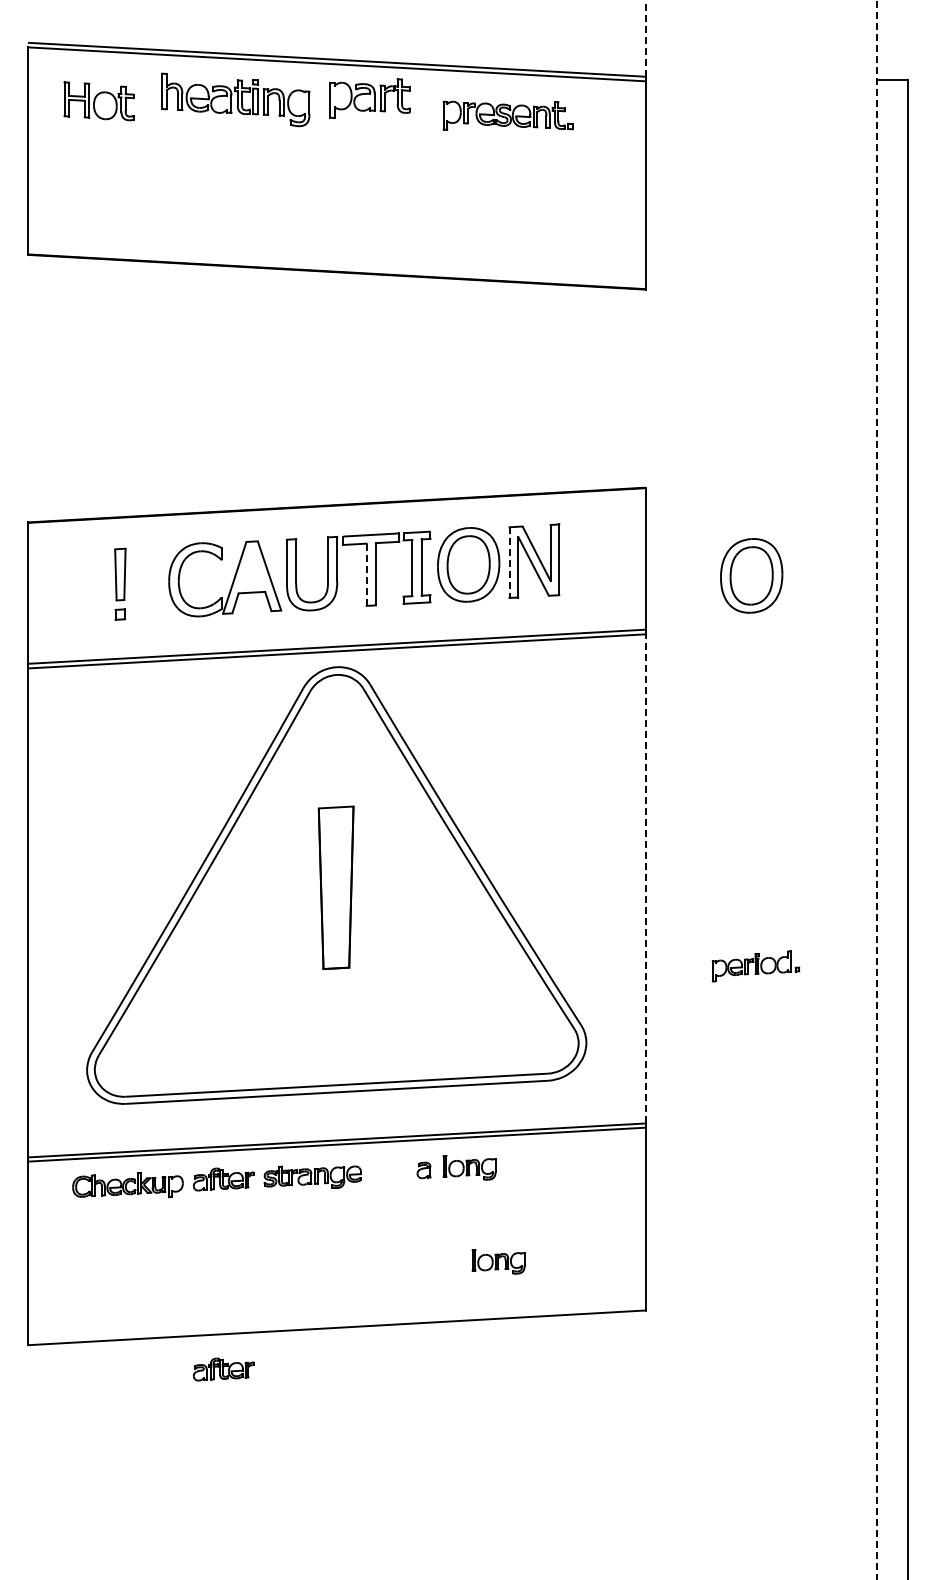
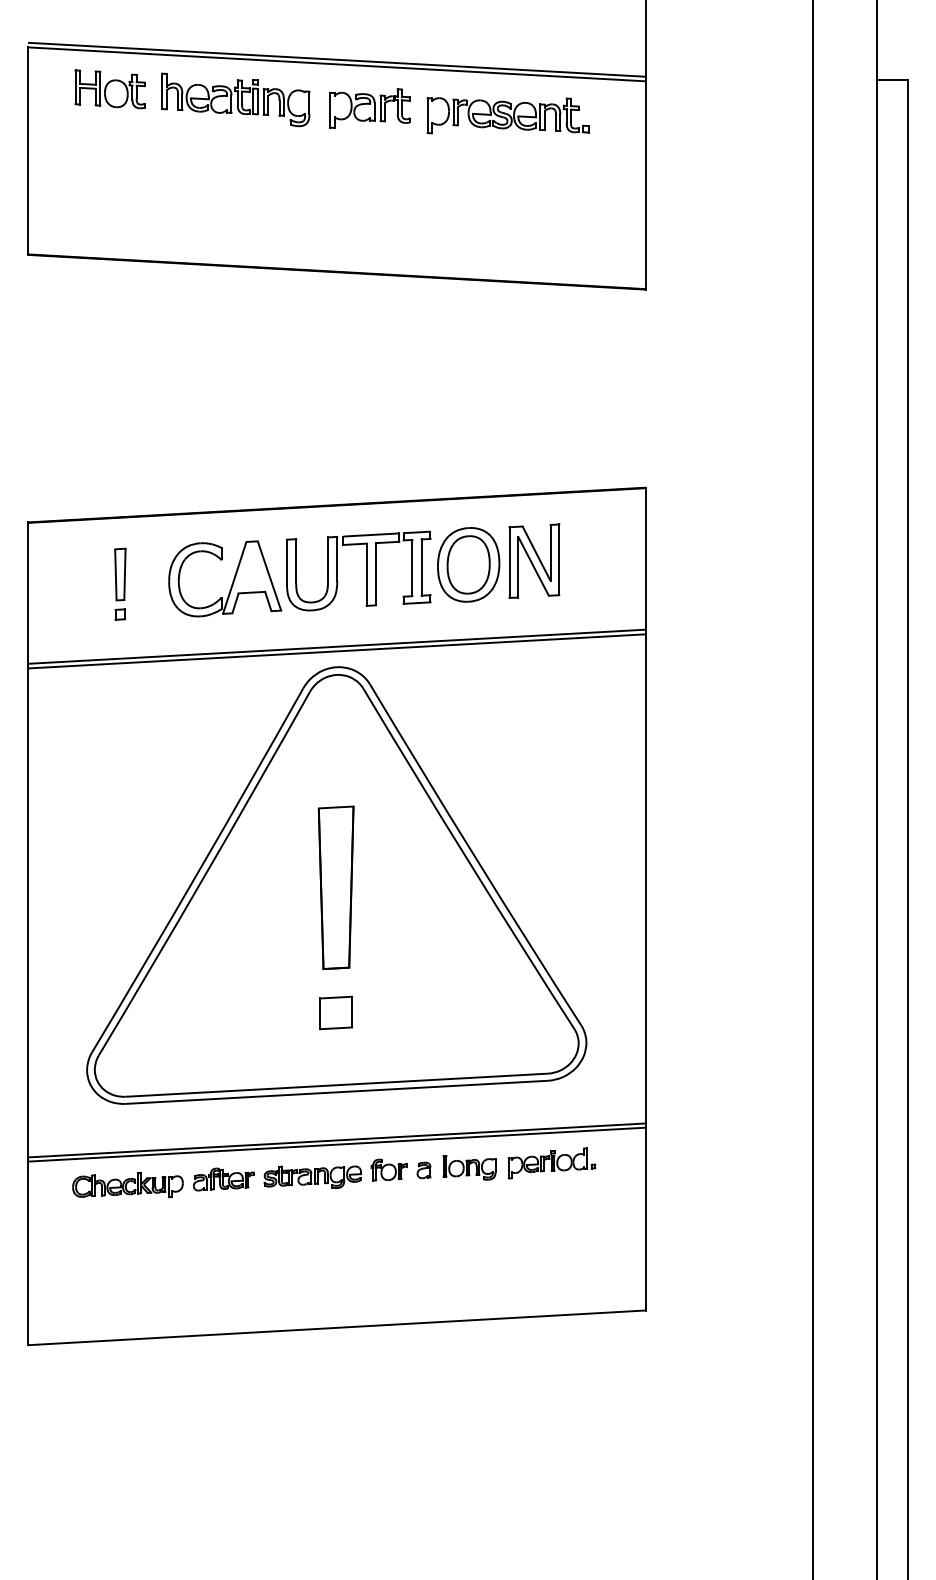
line: dashed -> solid (645, 38)
part position: (369, 98) -> (369, 108) (369, 108)
part position: (98, 101) -> (109, 89) (109, 89)
part size: 132x31 px -> 164x38 px (507, 115)
line: dashed -> solid (509, 563)
line: dashed -> solid (366, 575)
part: present -> none (751, 575)
line: none -> present (813, 789)
line: dashed -> solid (877, 790)
line: dashed -> solid (645, 878)
part position: (755, 966) -> (551, 1163) (551, 1163)
part: none -> present (335, 1012)
part: none -> present (388, 1169)
part: present -> none (498, 1261)
part: present -> none (223, 1369)
